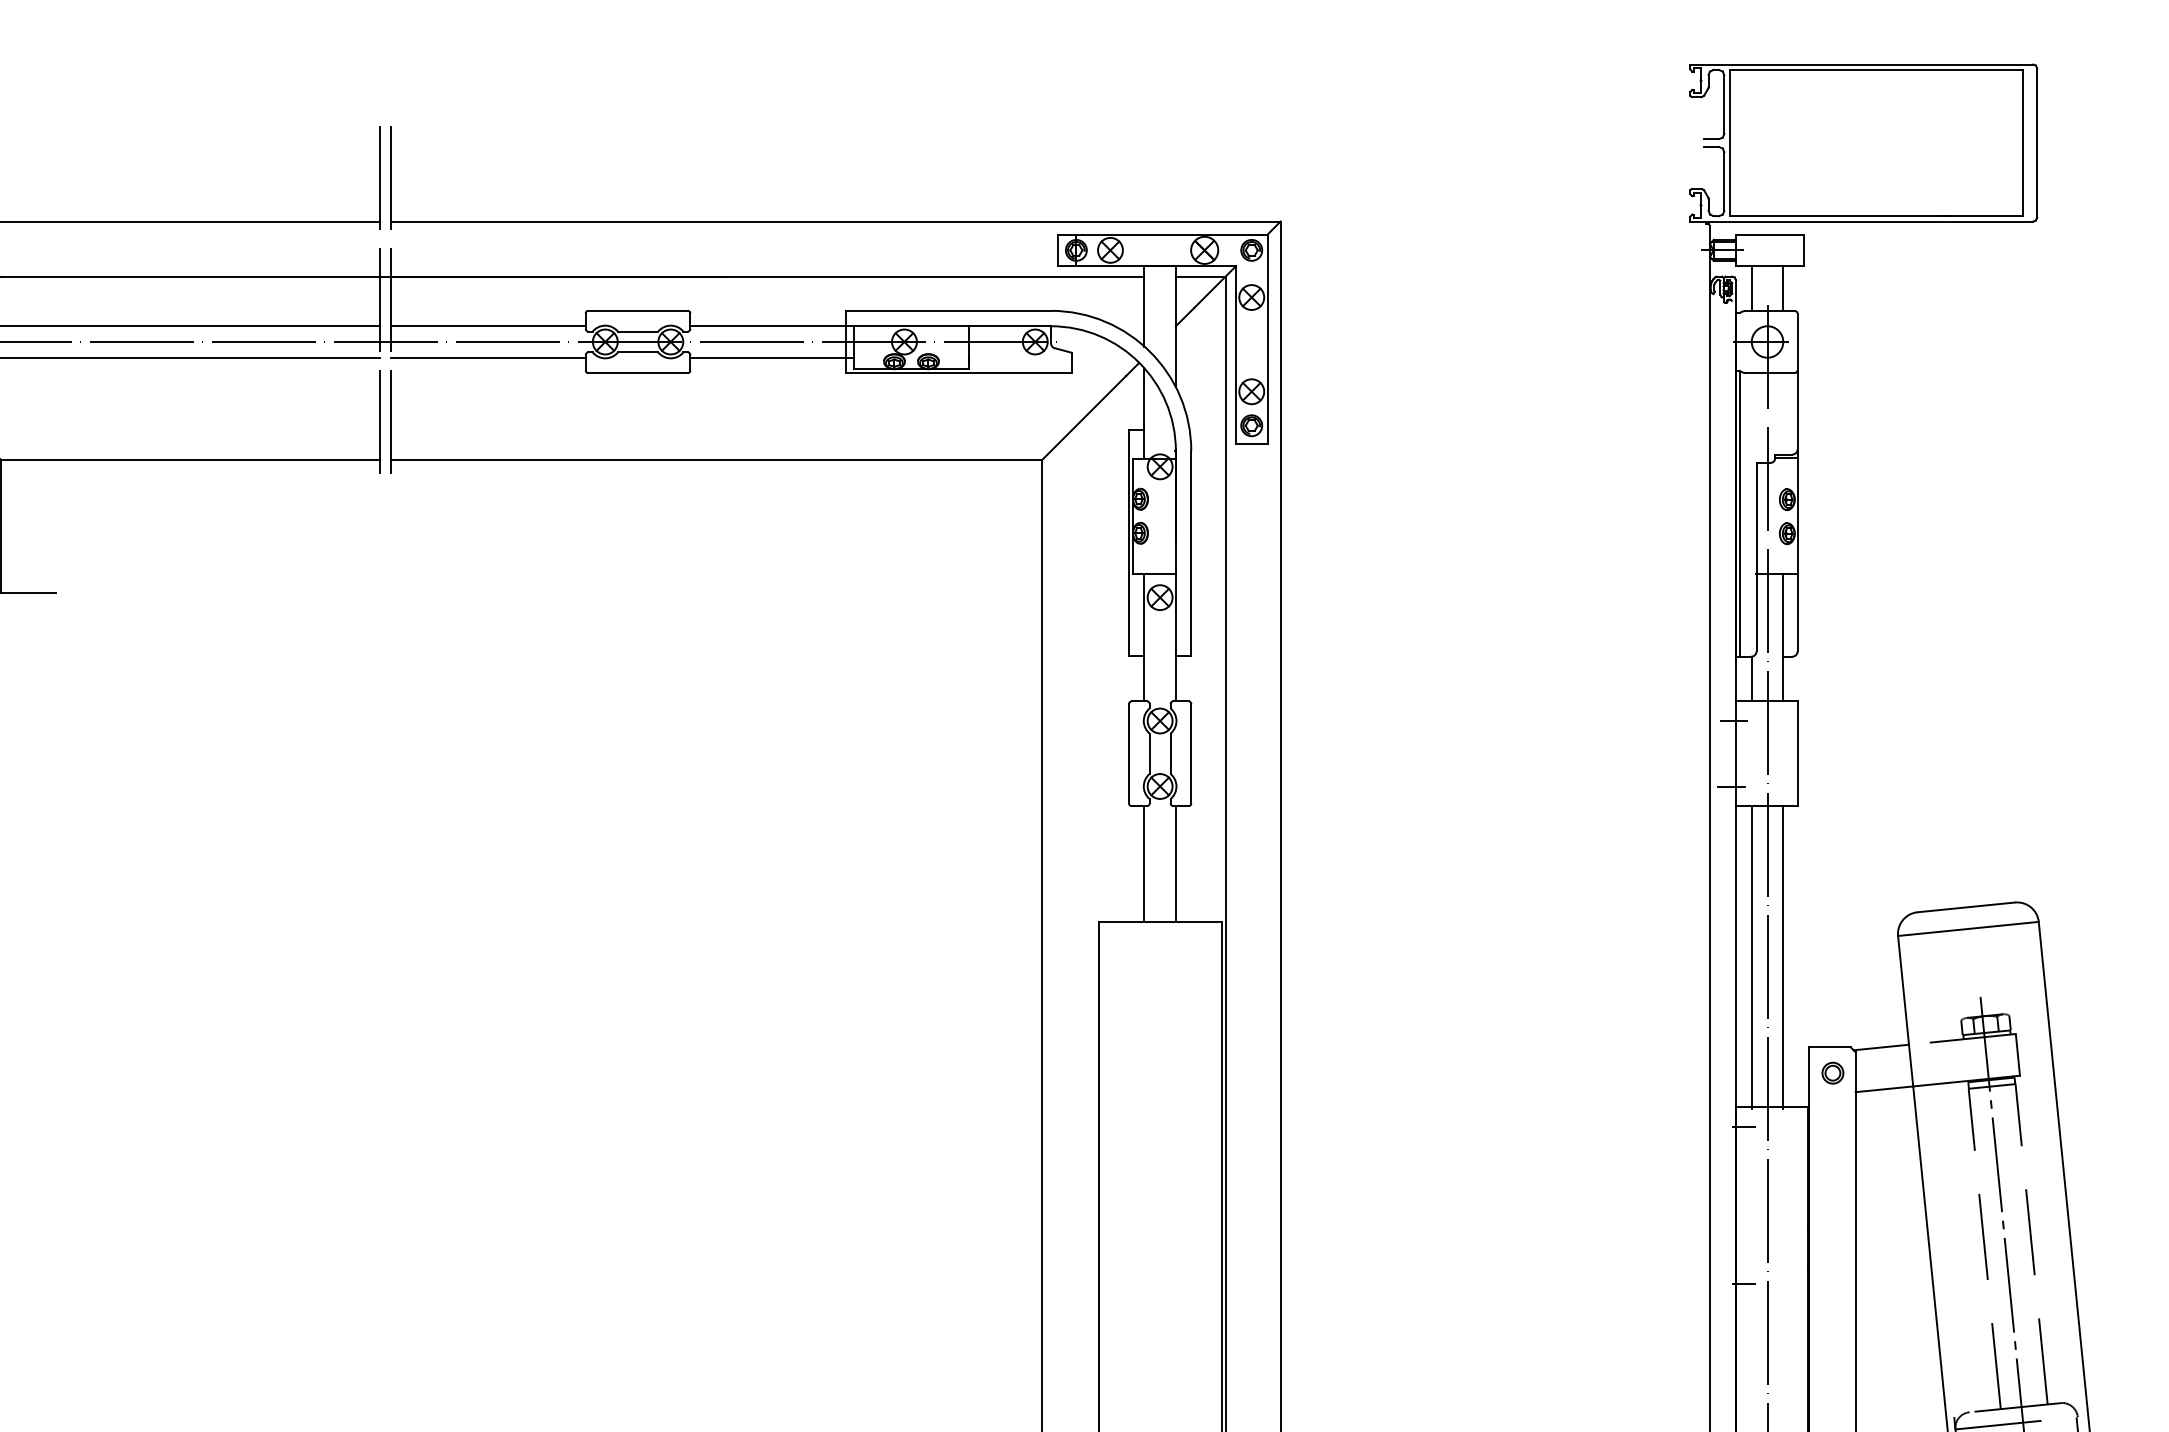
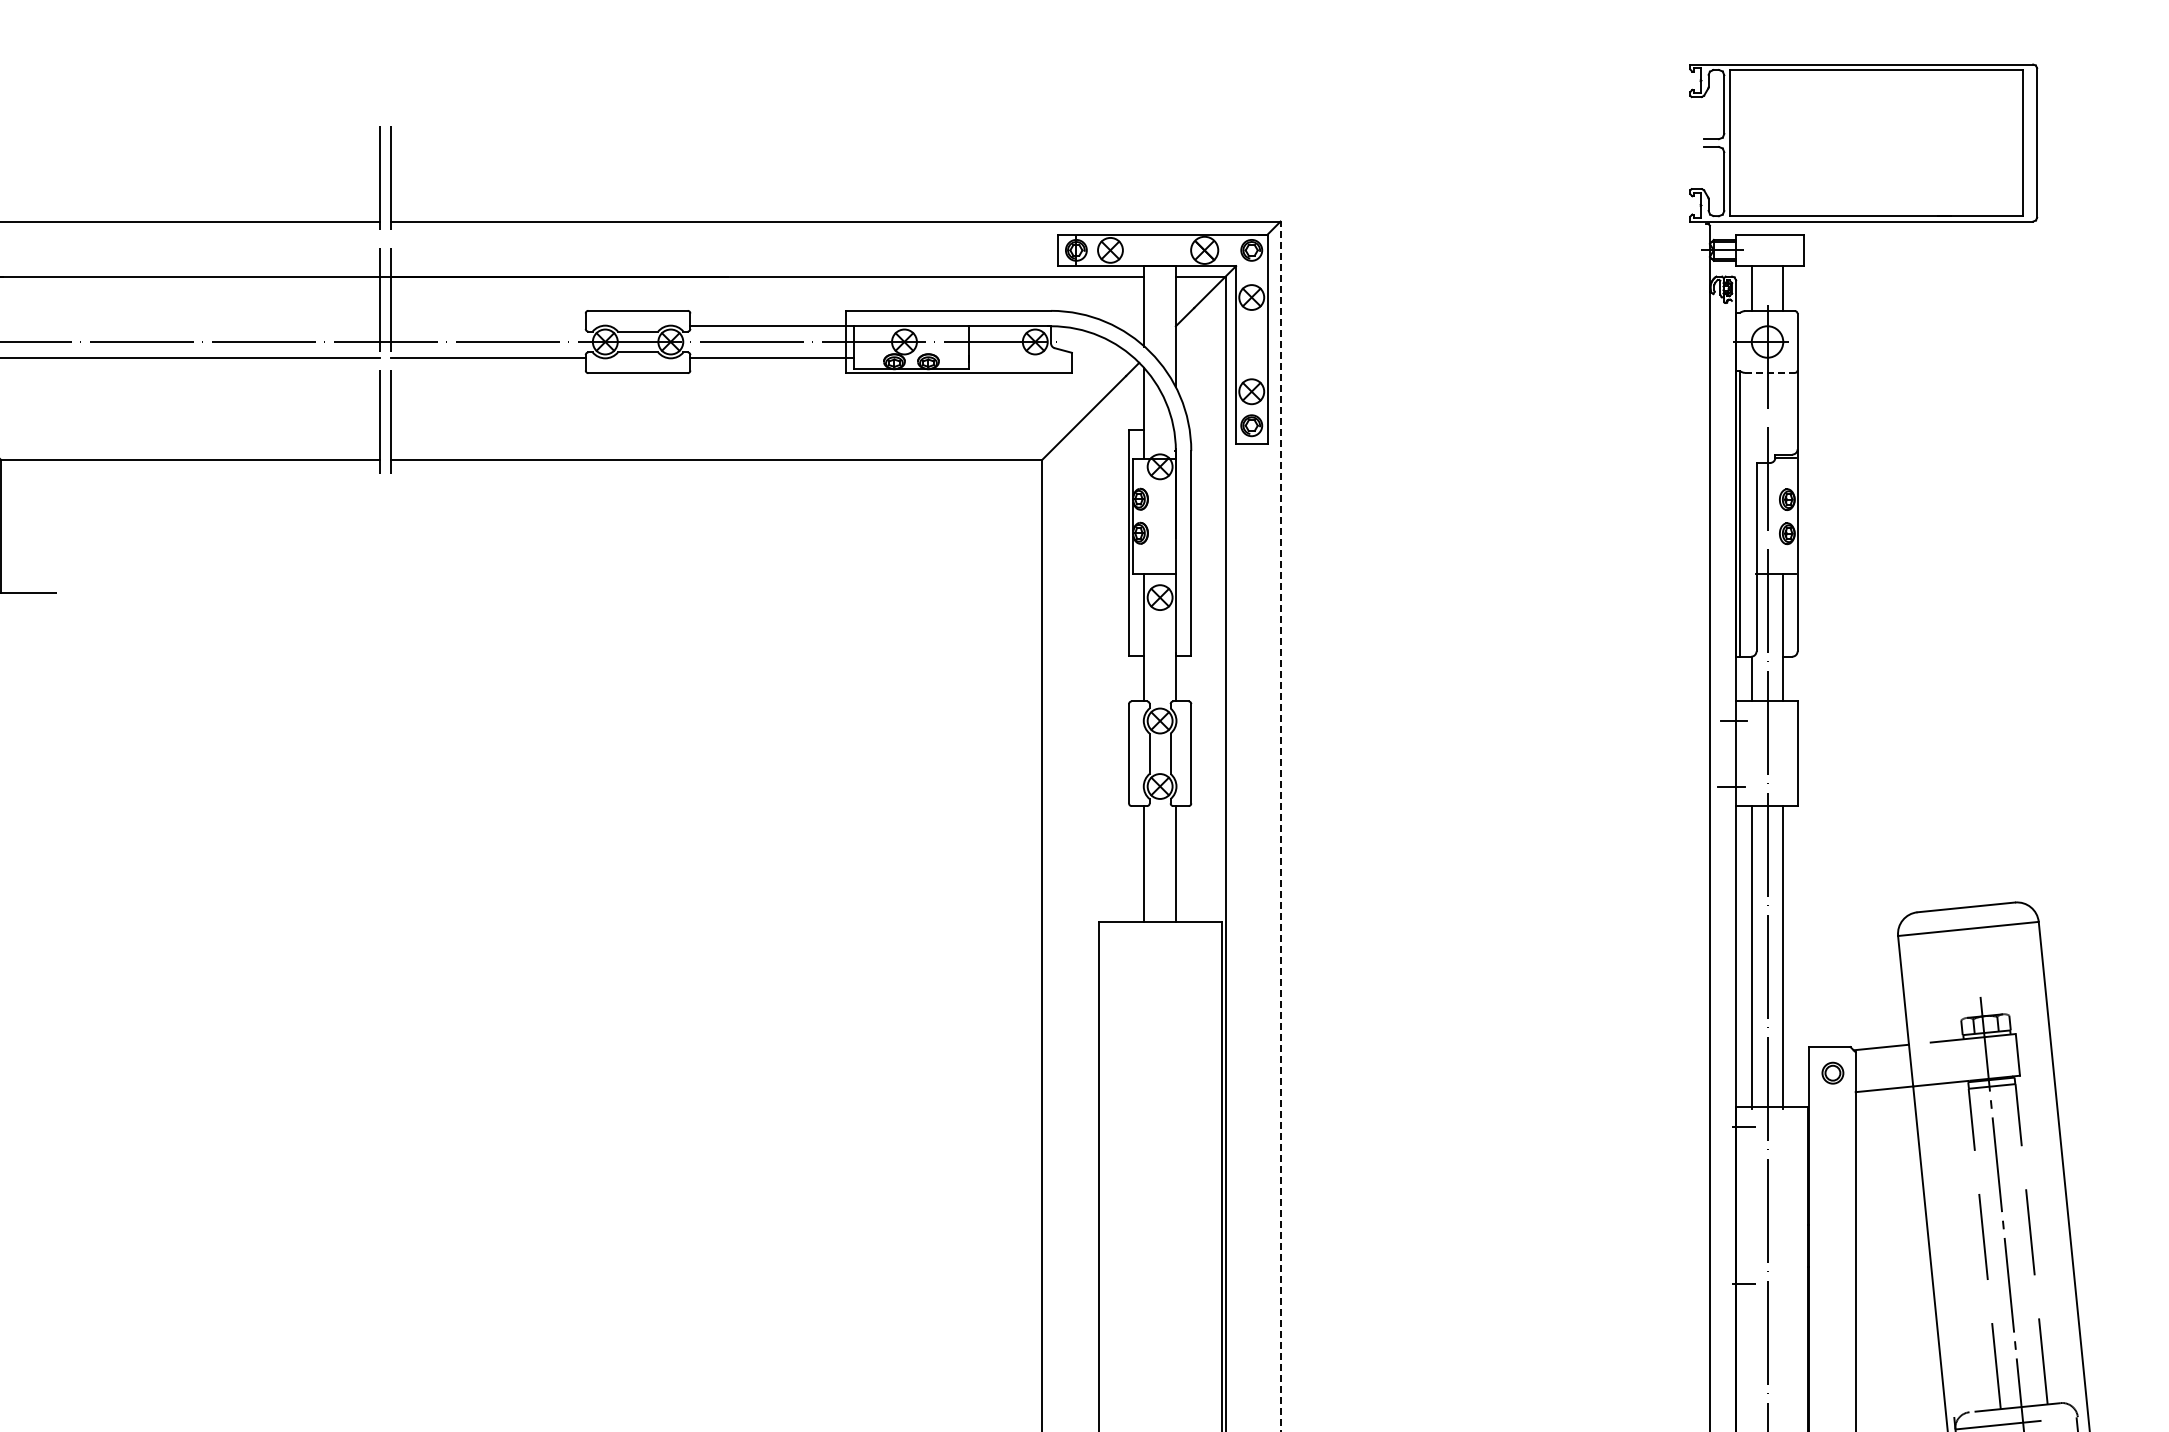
line: present -> none (191, 326)
line: present -> none (487, 326)
line: solid -> dashed (1770, 372)
line: solid -> dashed (1280, 826)
